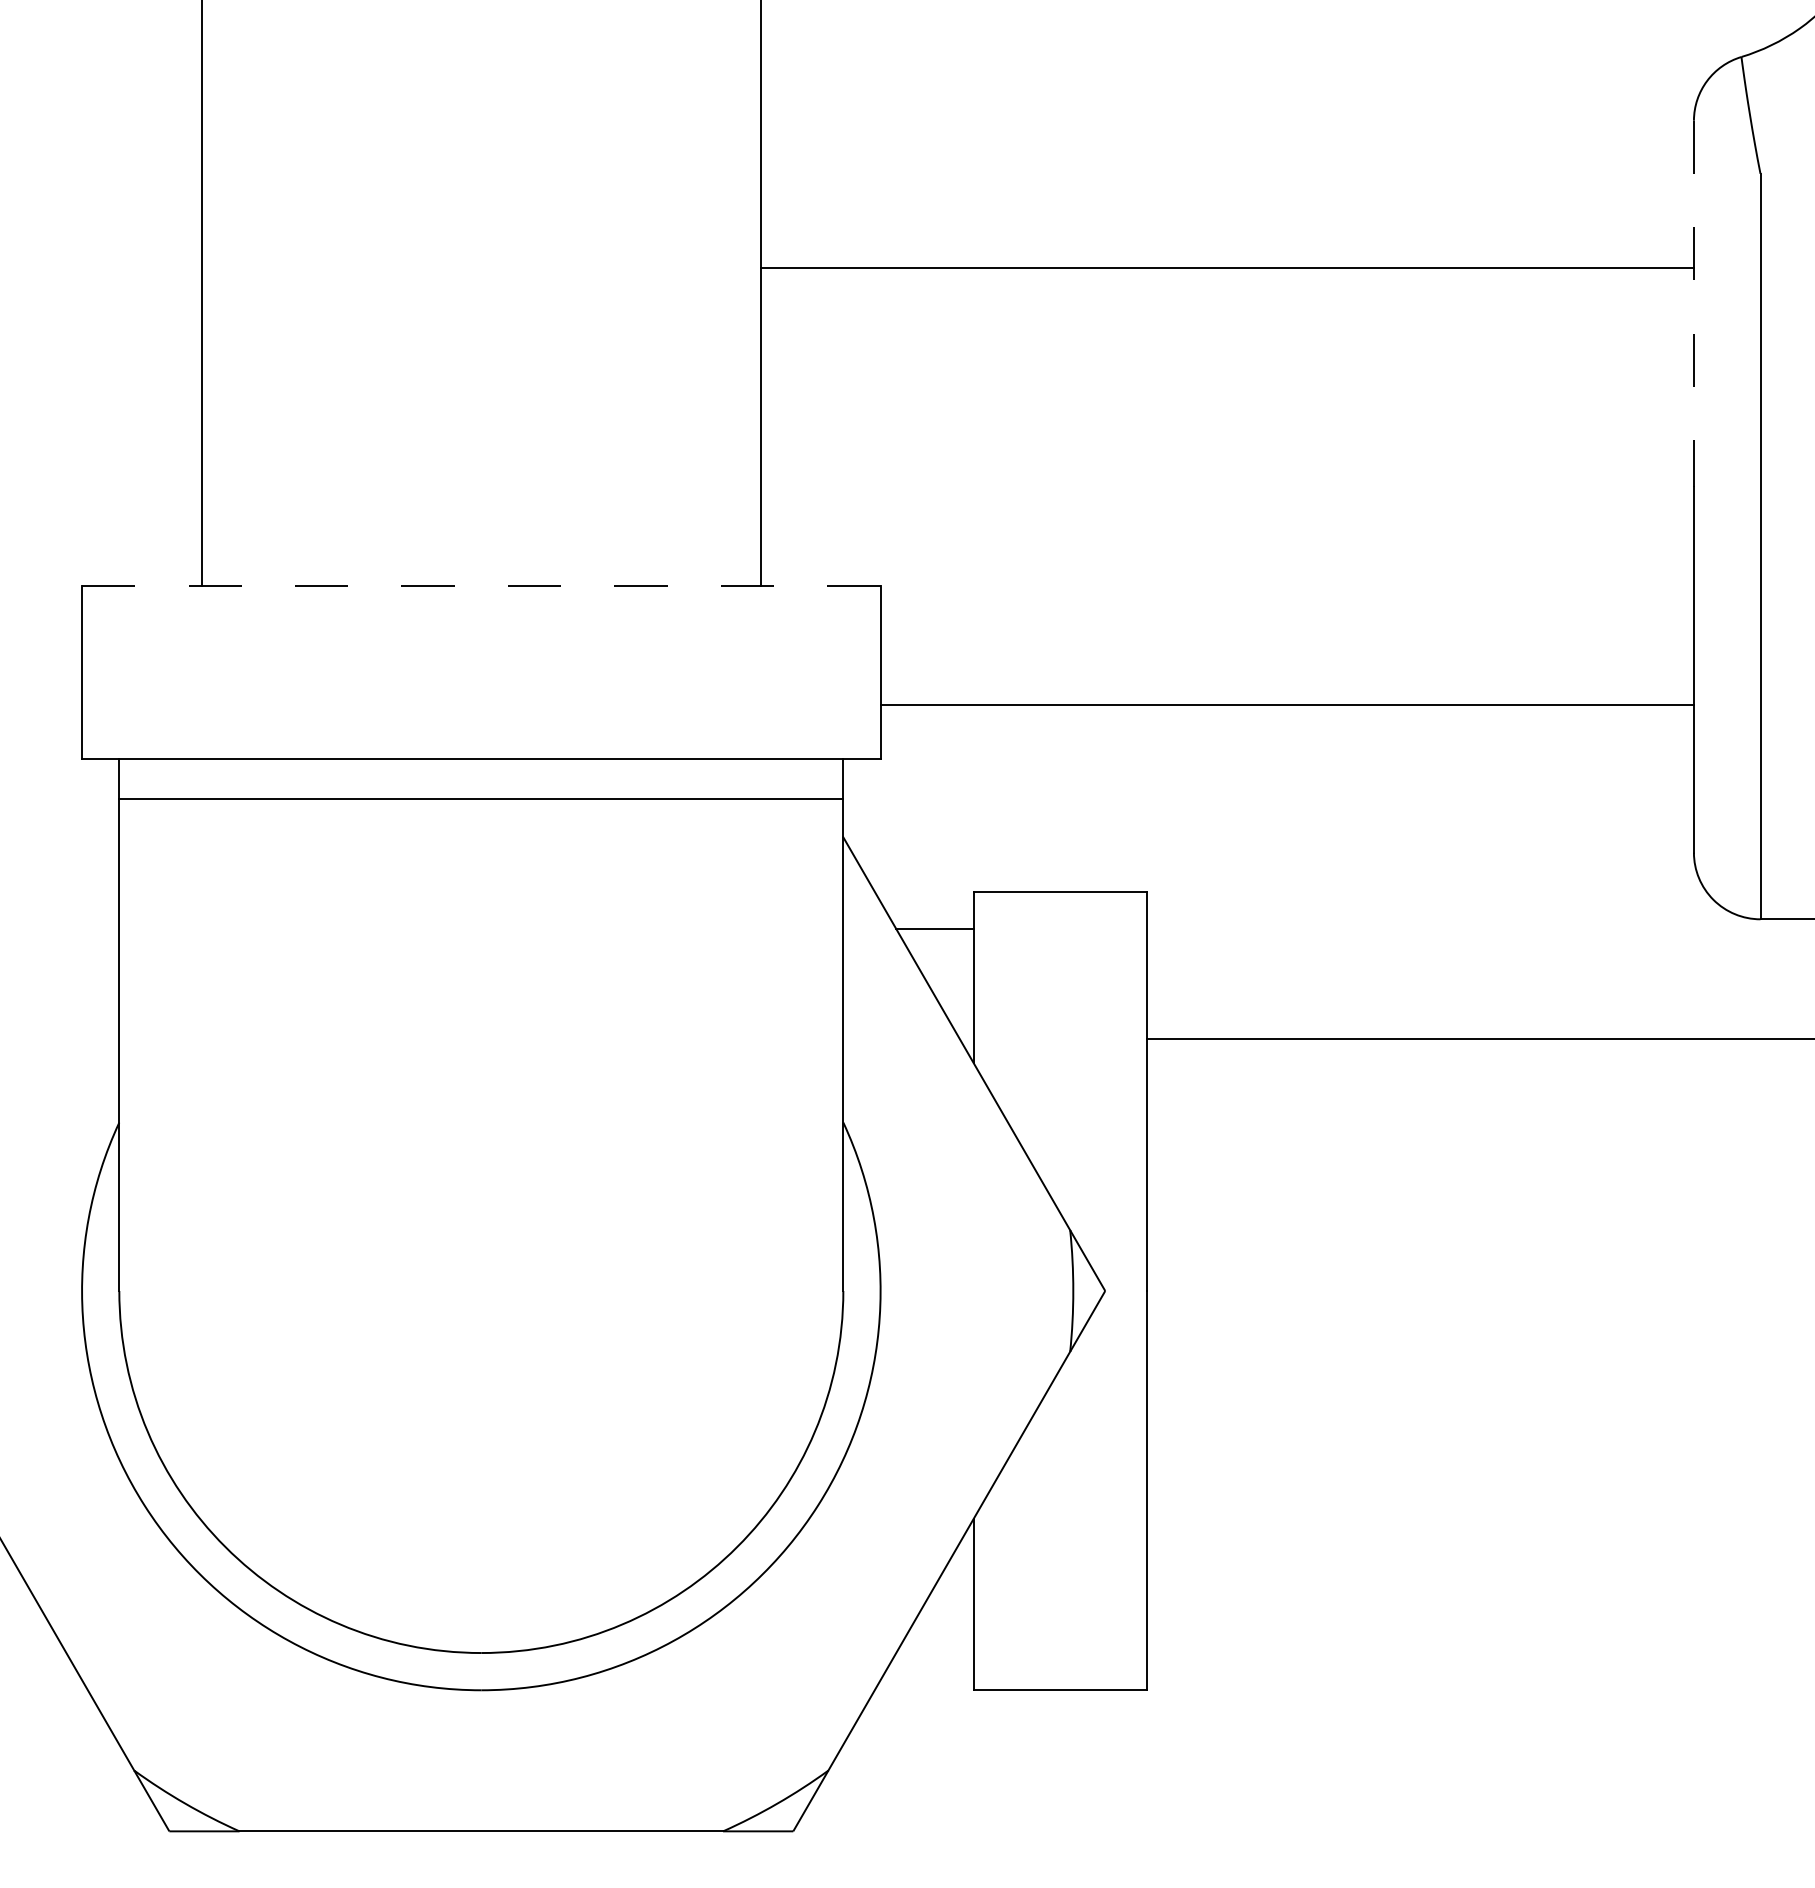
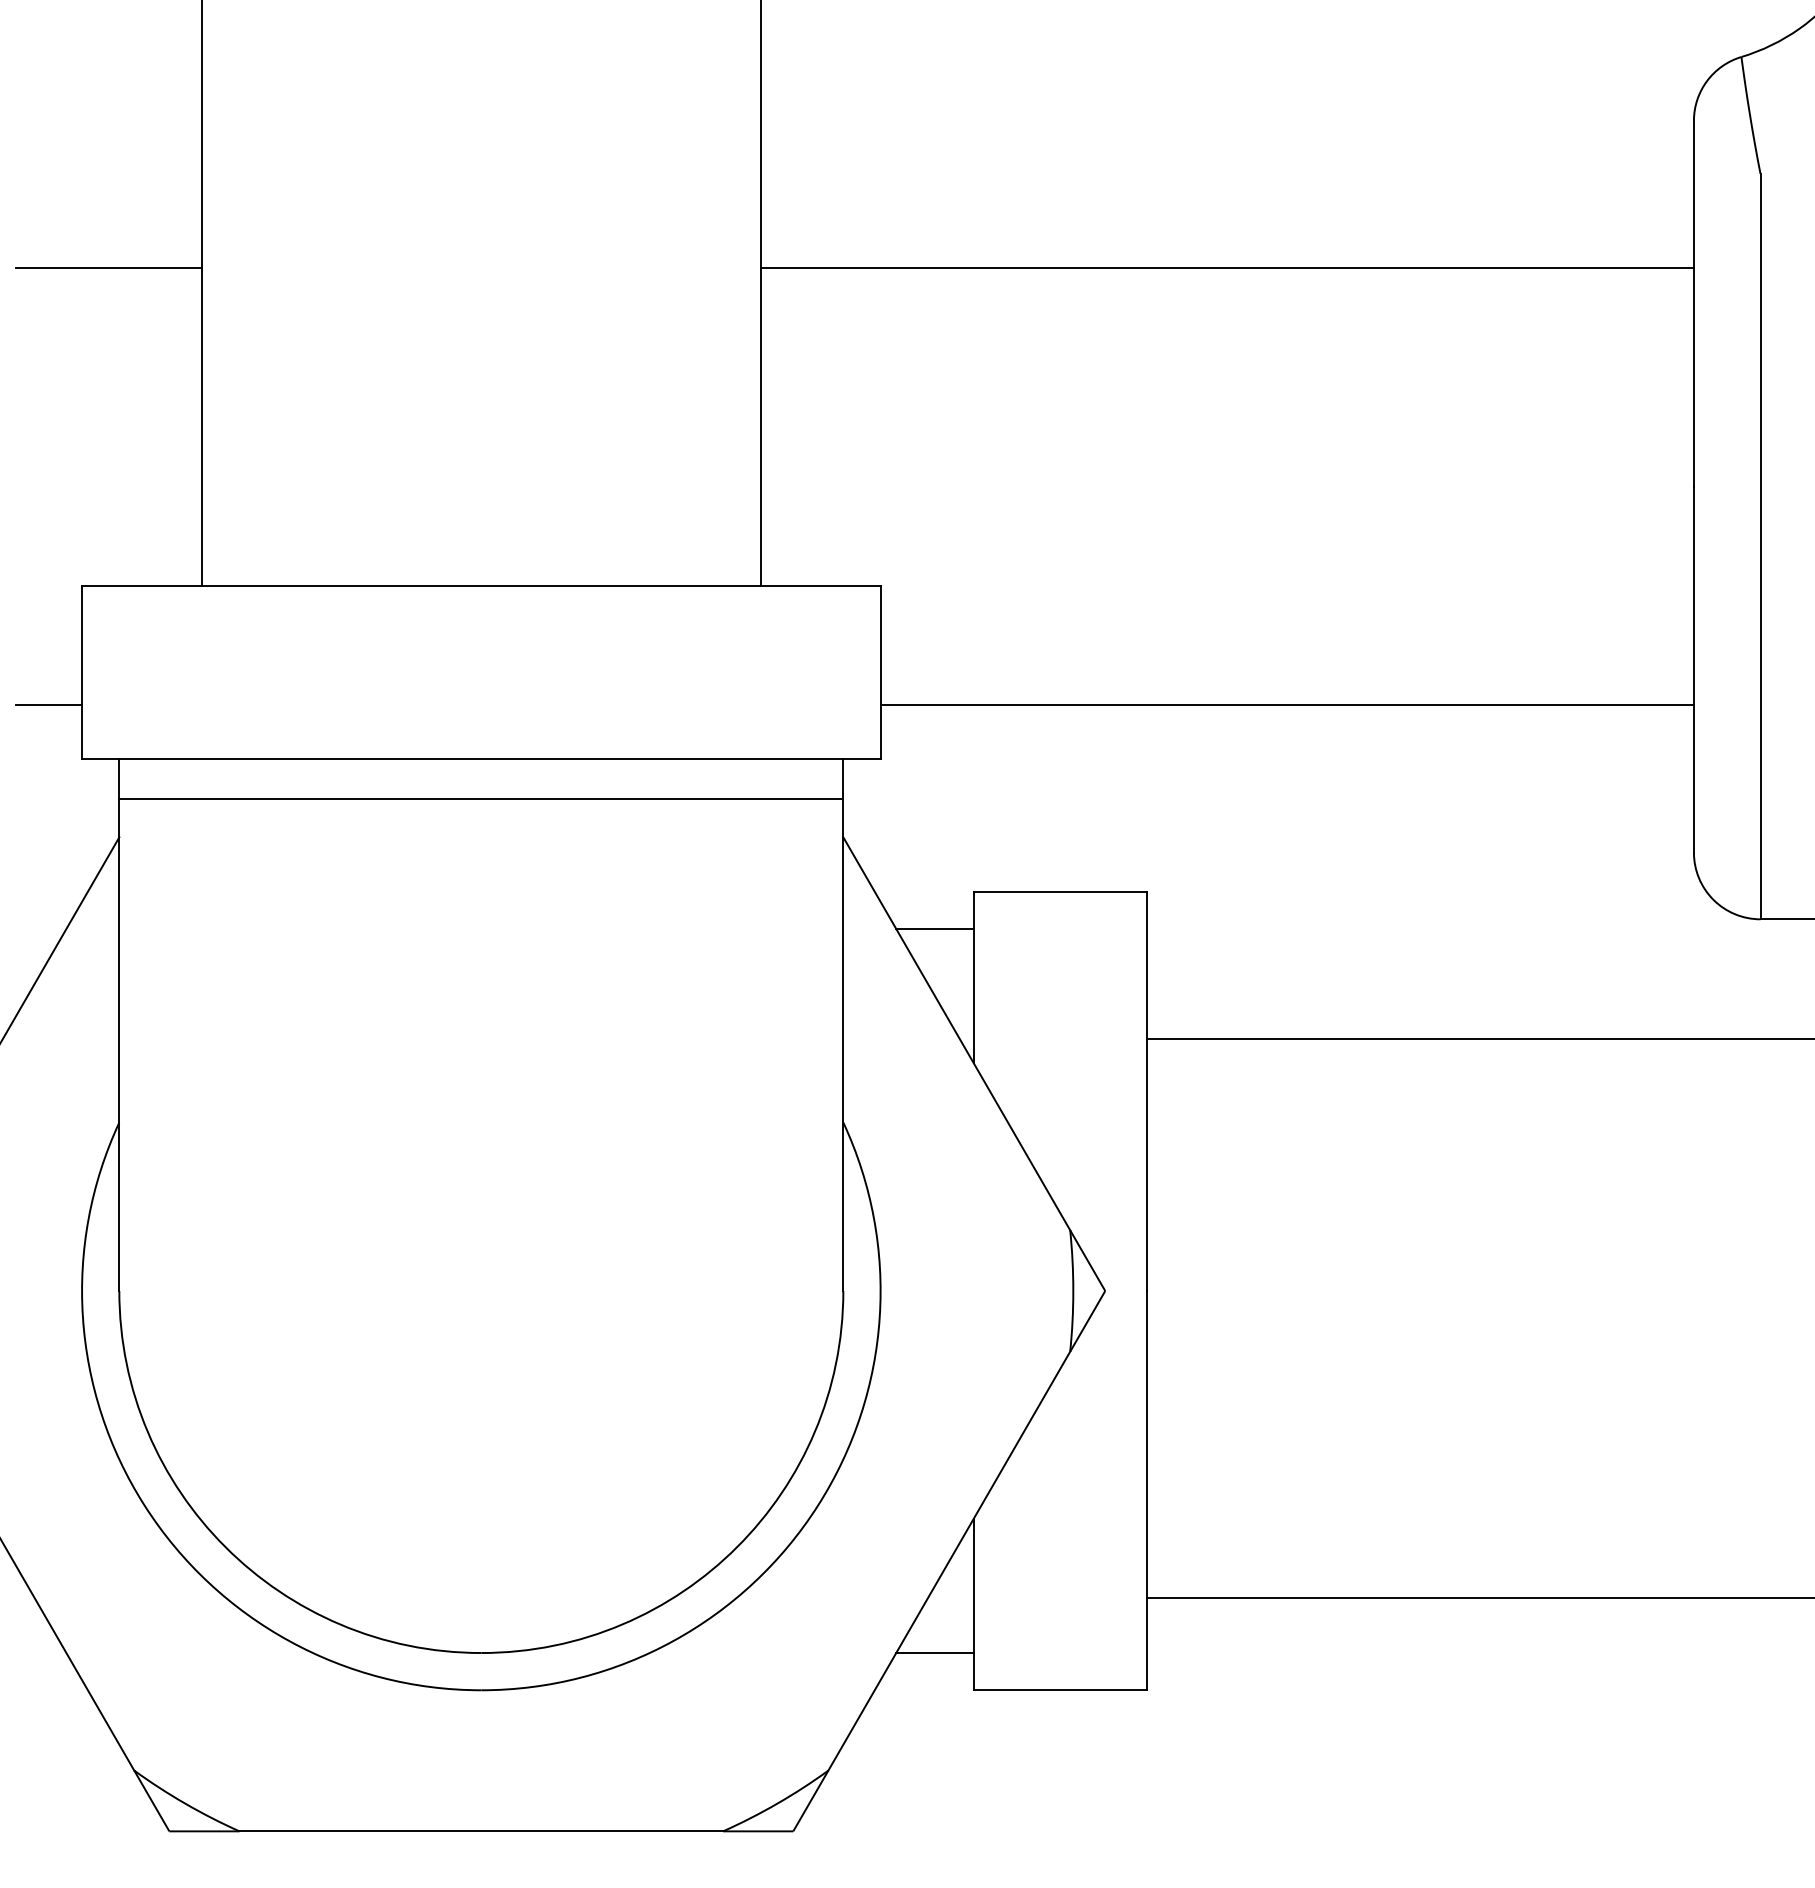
line: none -> present (108, 268)
line: dashed -> solid (1693, 303)
line: dashed -> solid (481, 585)
line: none -> present (48, 704)
line: none -> present (60, 938)
line: none -> present (1478, 1597)
line: none -> present (934, 1653)
